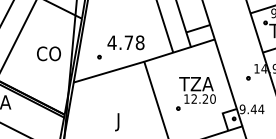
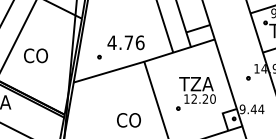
text: 4.78 -> 4.76 (139, 42)
text position: (48, 53) -> (35, 55) (35, 55)
text: J -> CO (128, 122)
